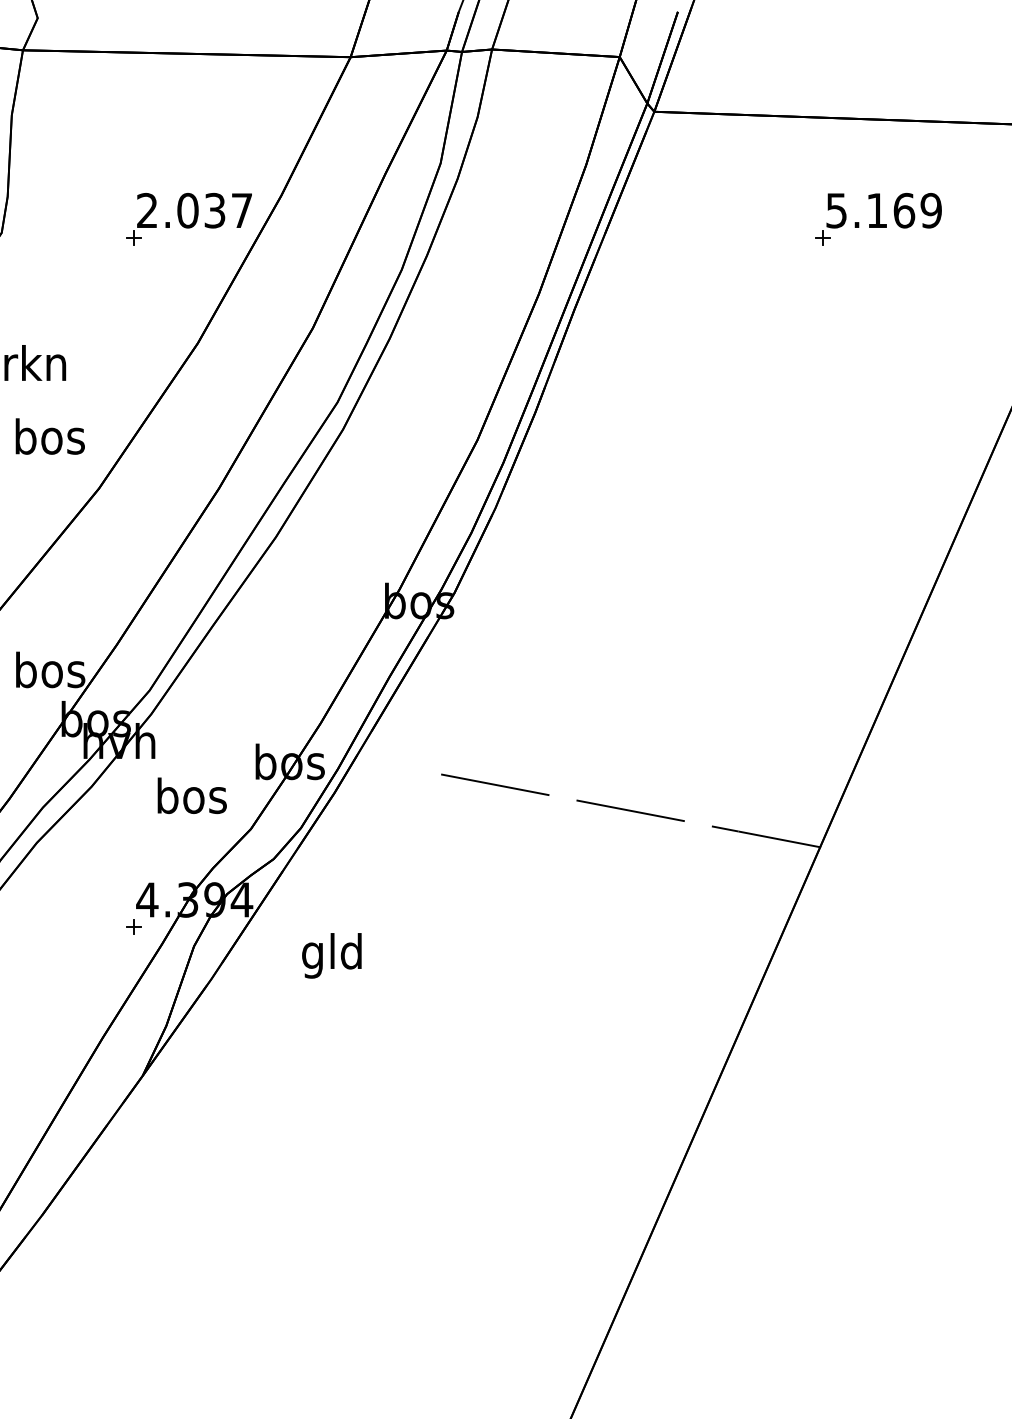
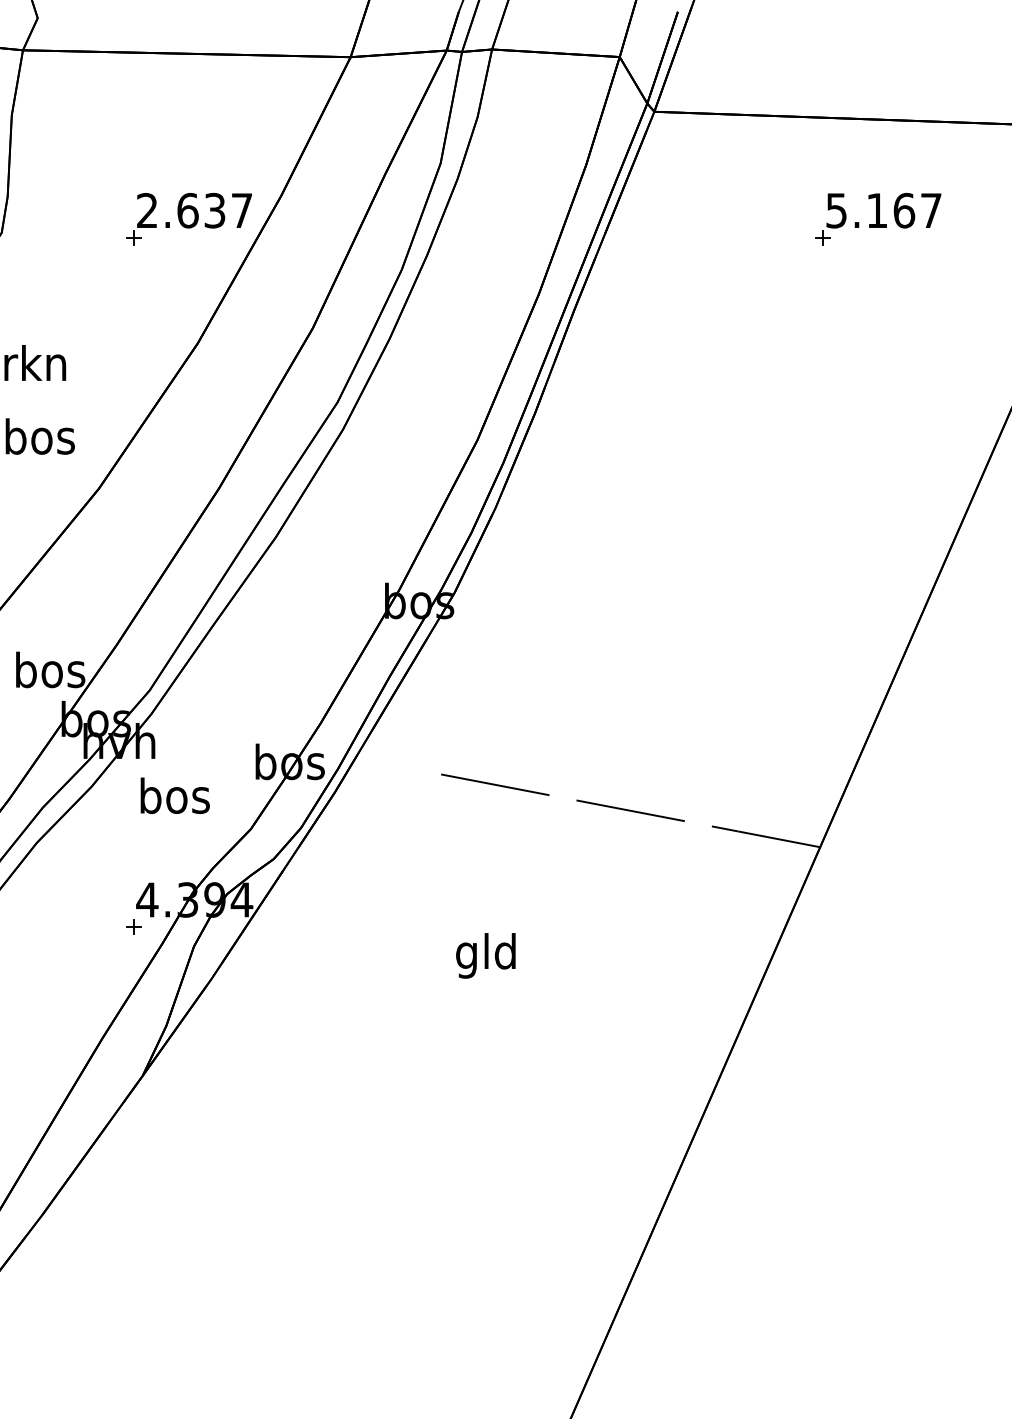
text: 2.037 -> 2.637 (187, 210)
text: 5.169 -> 5.167 (930, 210)
text position: (49, 436) -> (39, 436) (39, 436)
text position: (191, 795) -> (174, 795) (174, 795)
text position: (331, 955) -> (485, 955) (485, 955)
